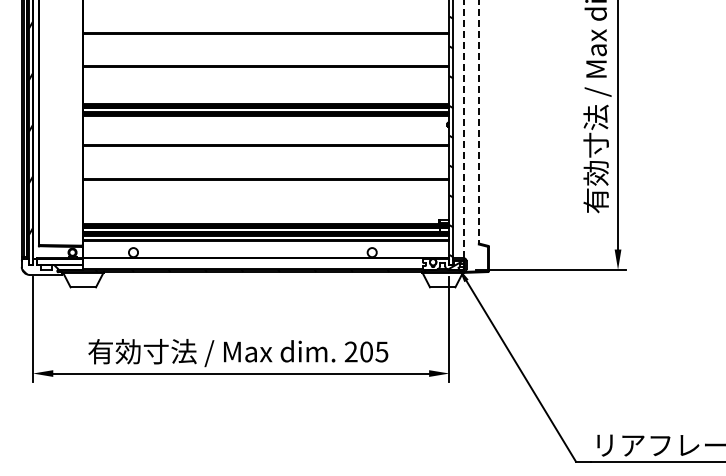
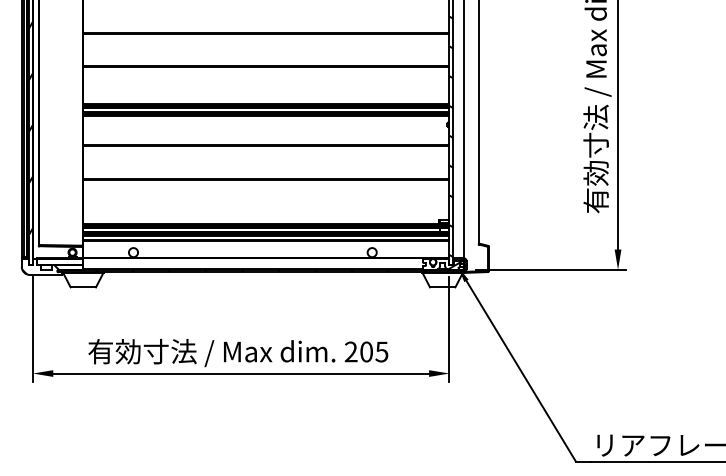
line: dashed -> solid (478, 122)
line: dashed -> solid (463, 129)
